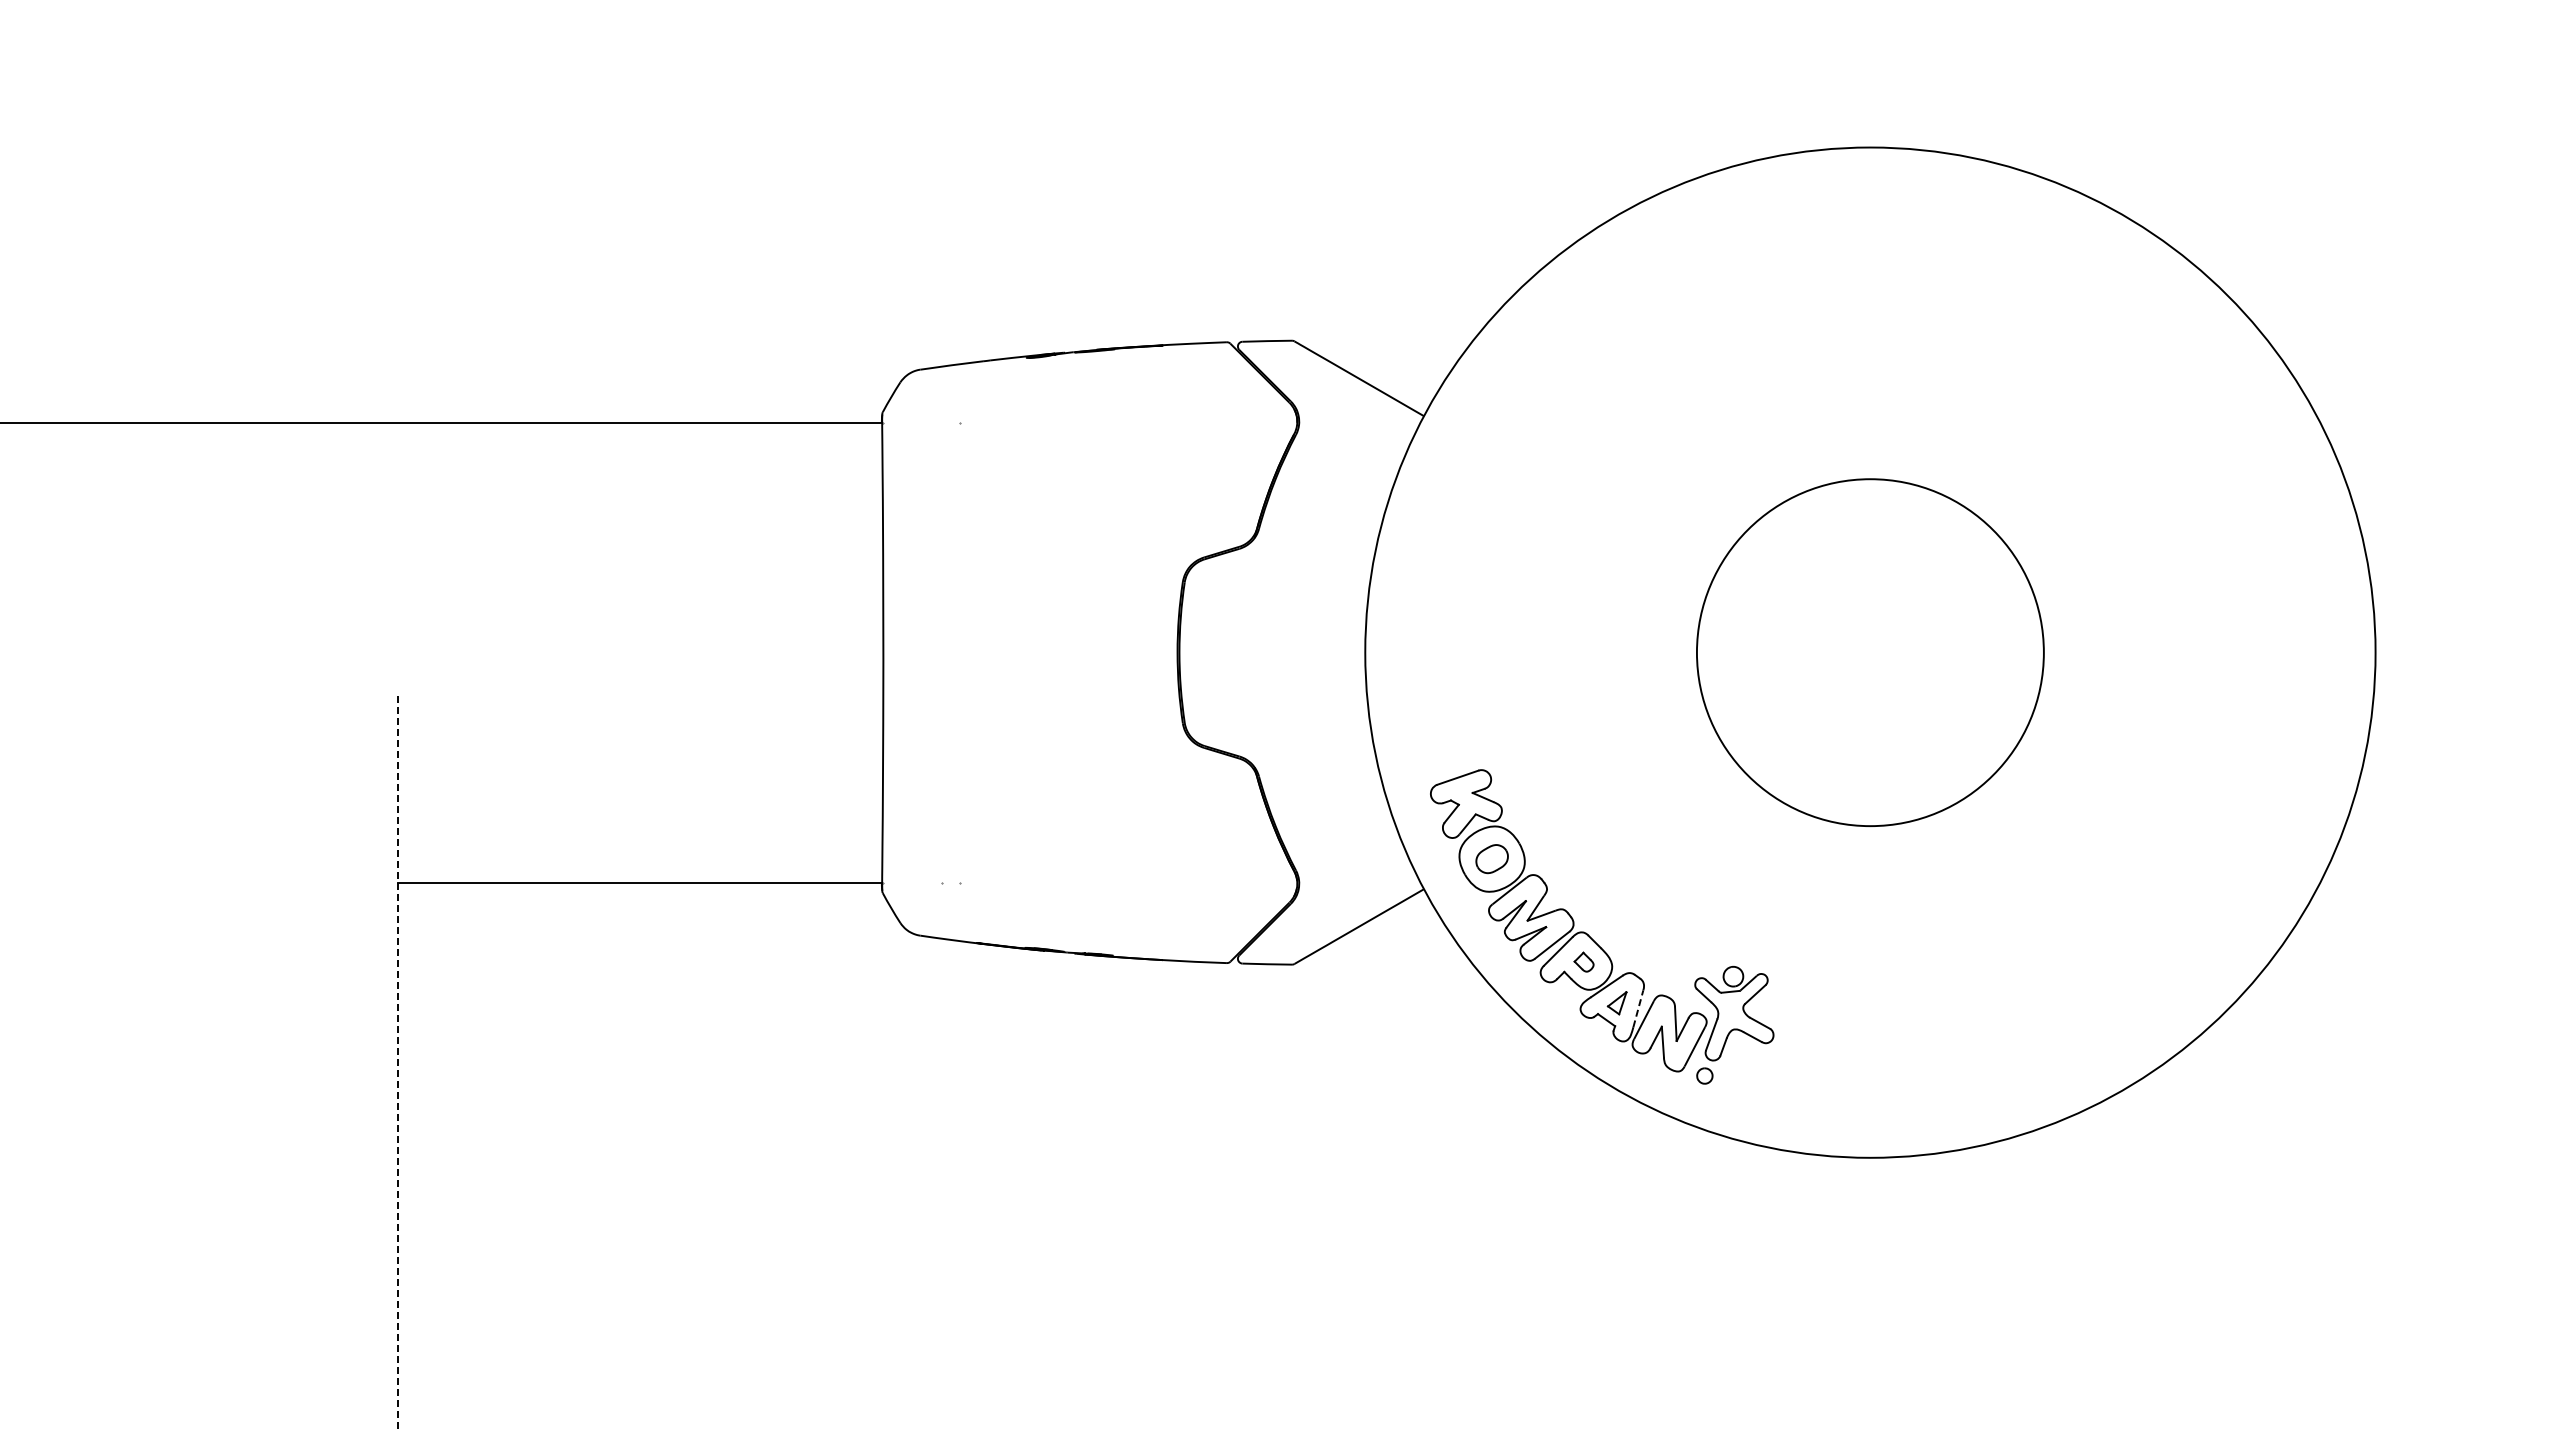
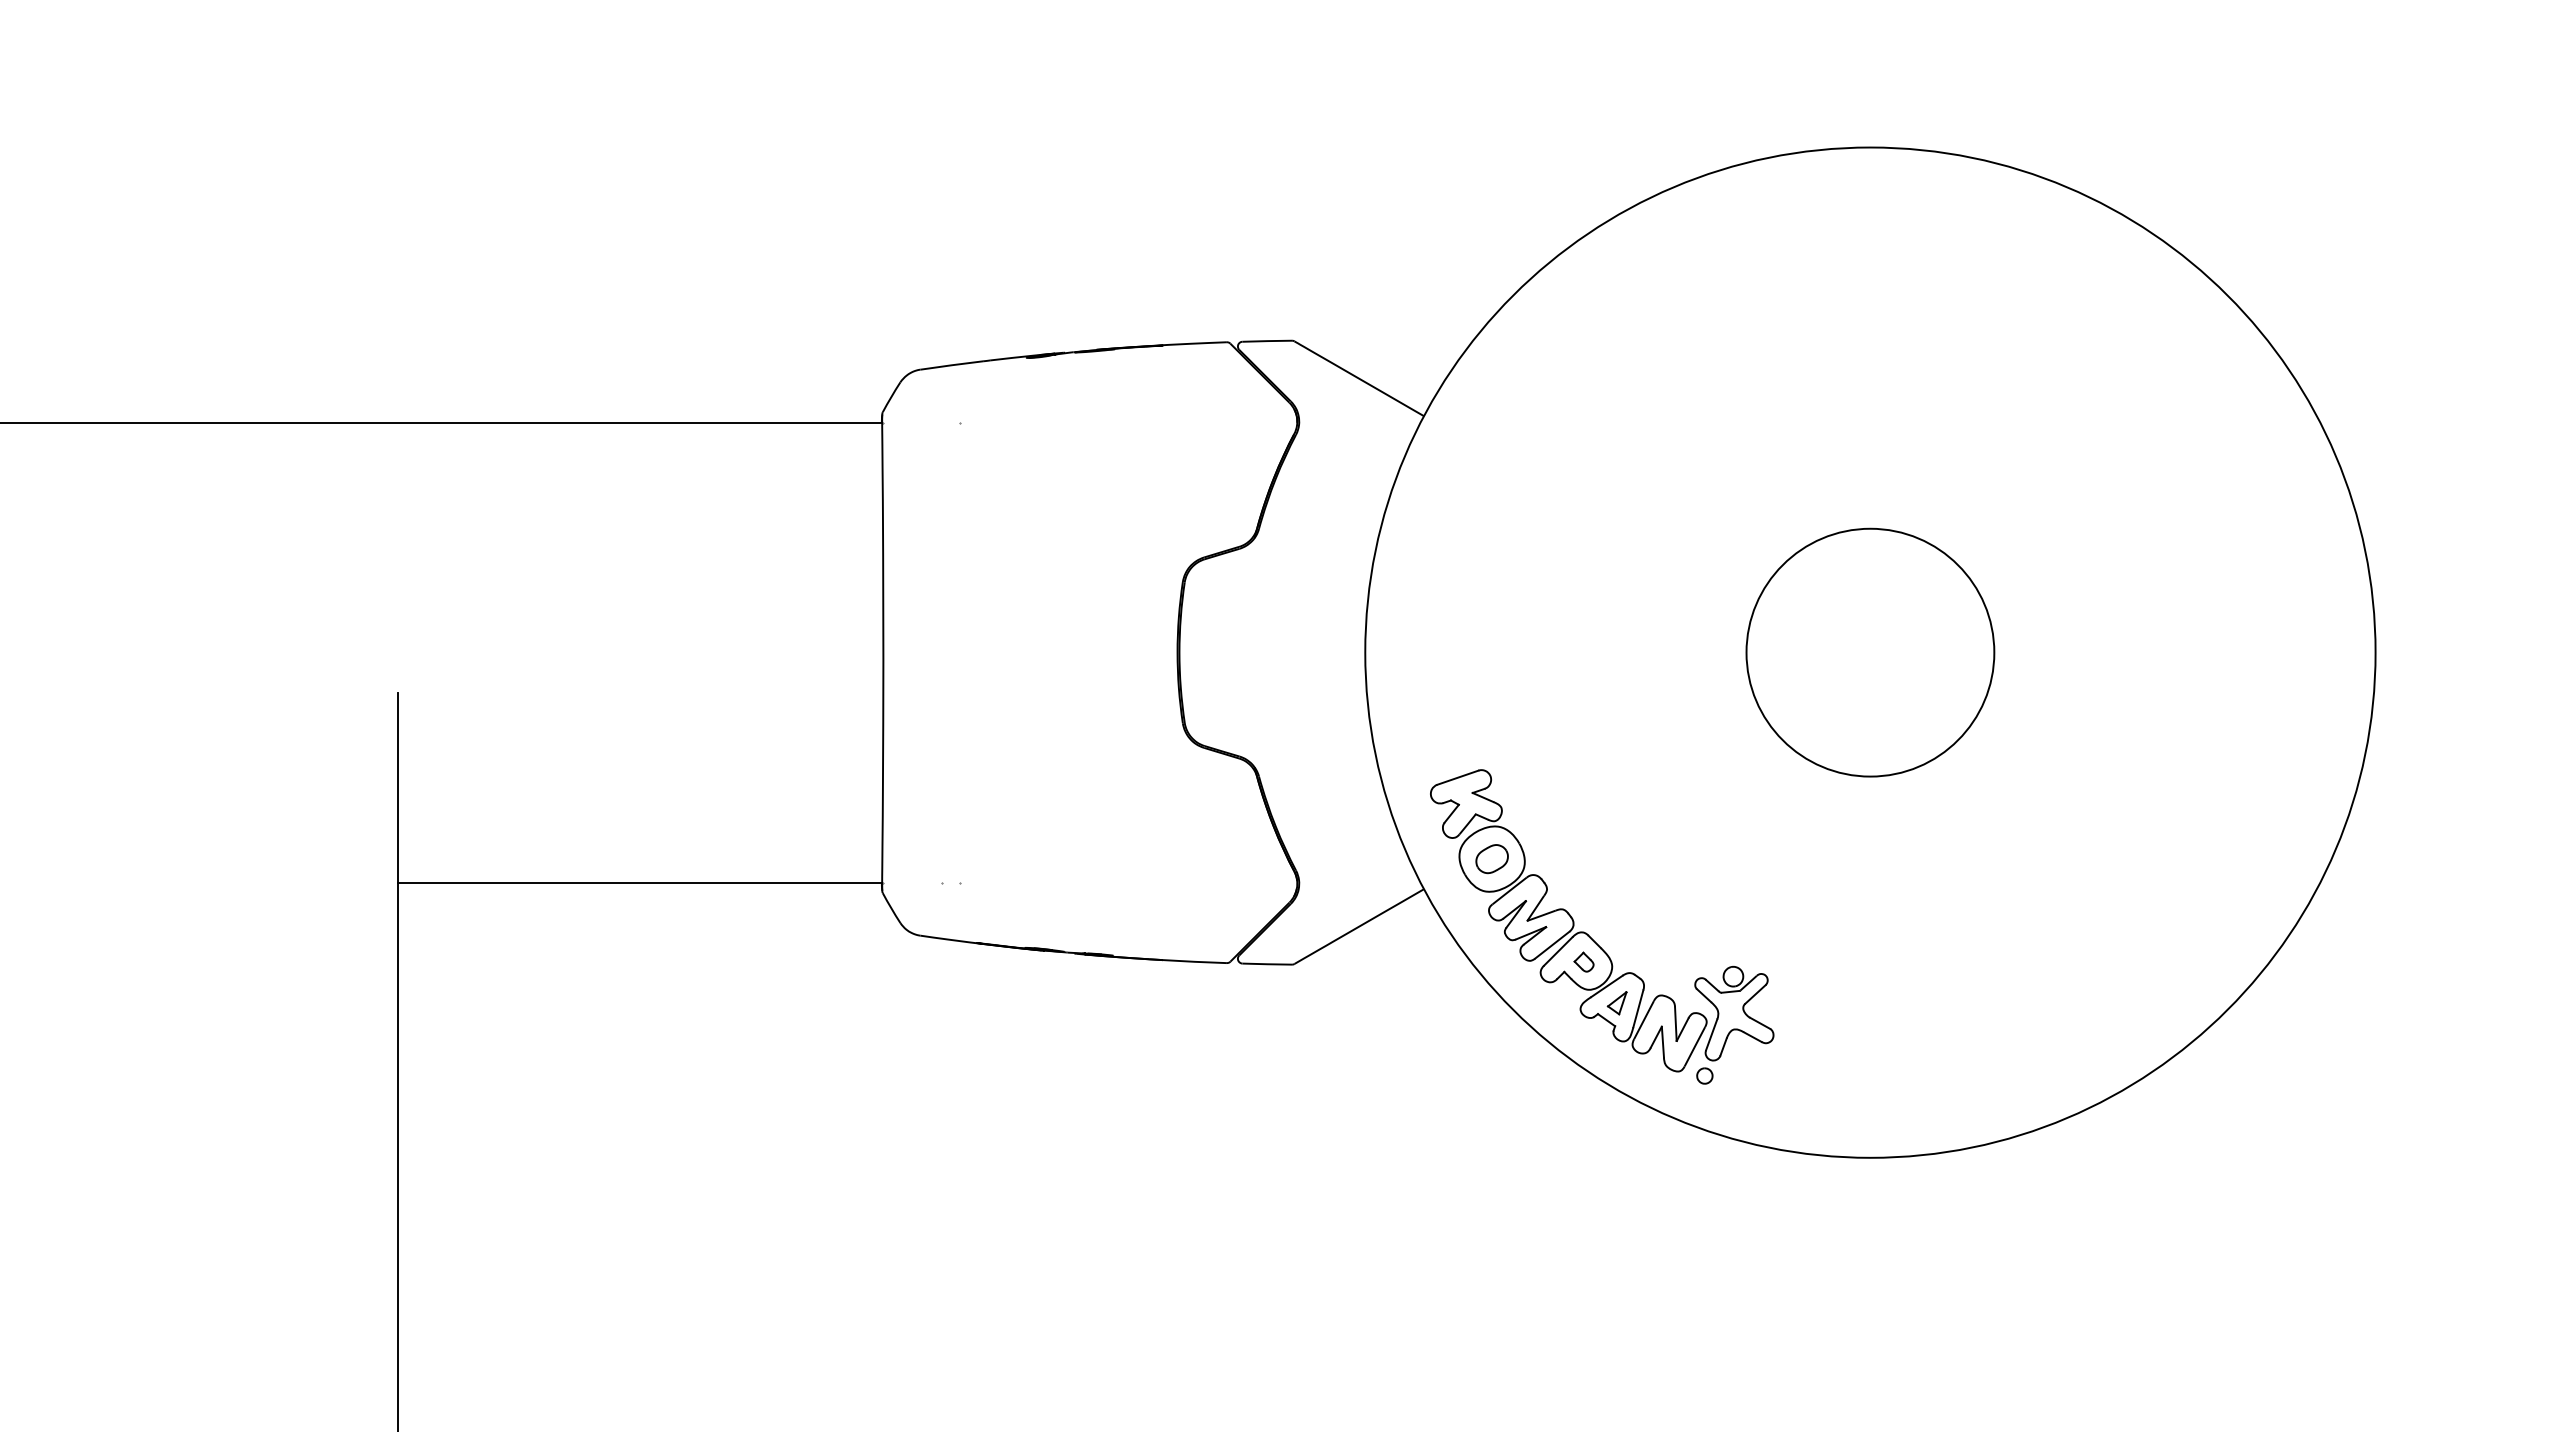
circle diameter: 347 px -> 248 px (1870, 652)
line: dashed -> solid (1638, 1008)
line: dashed -> solid (397, 1061)
